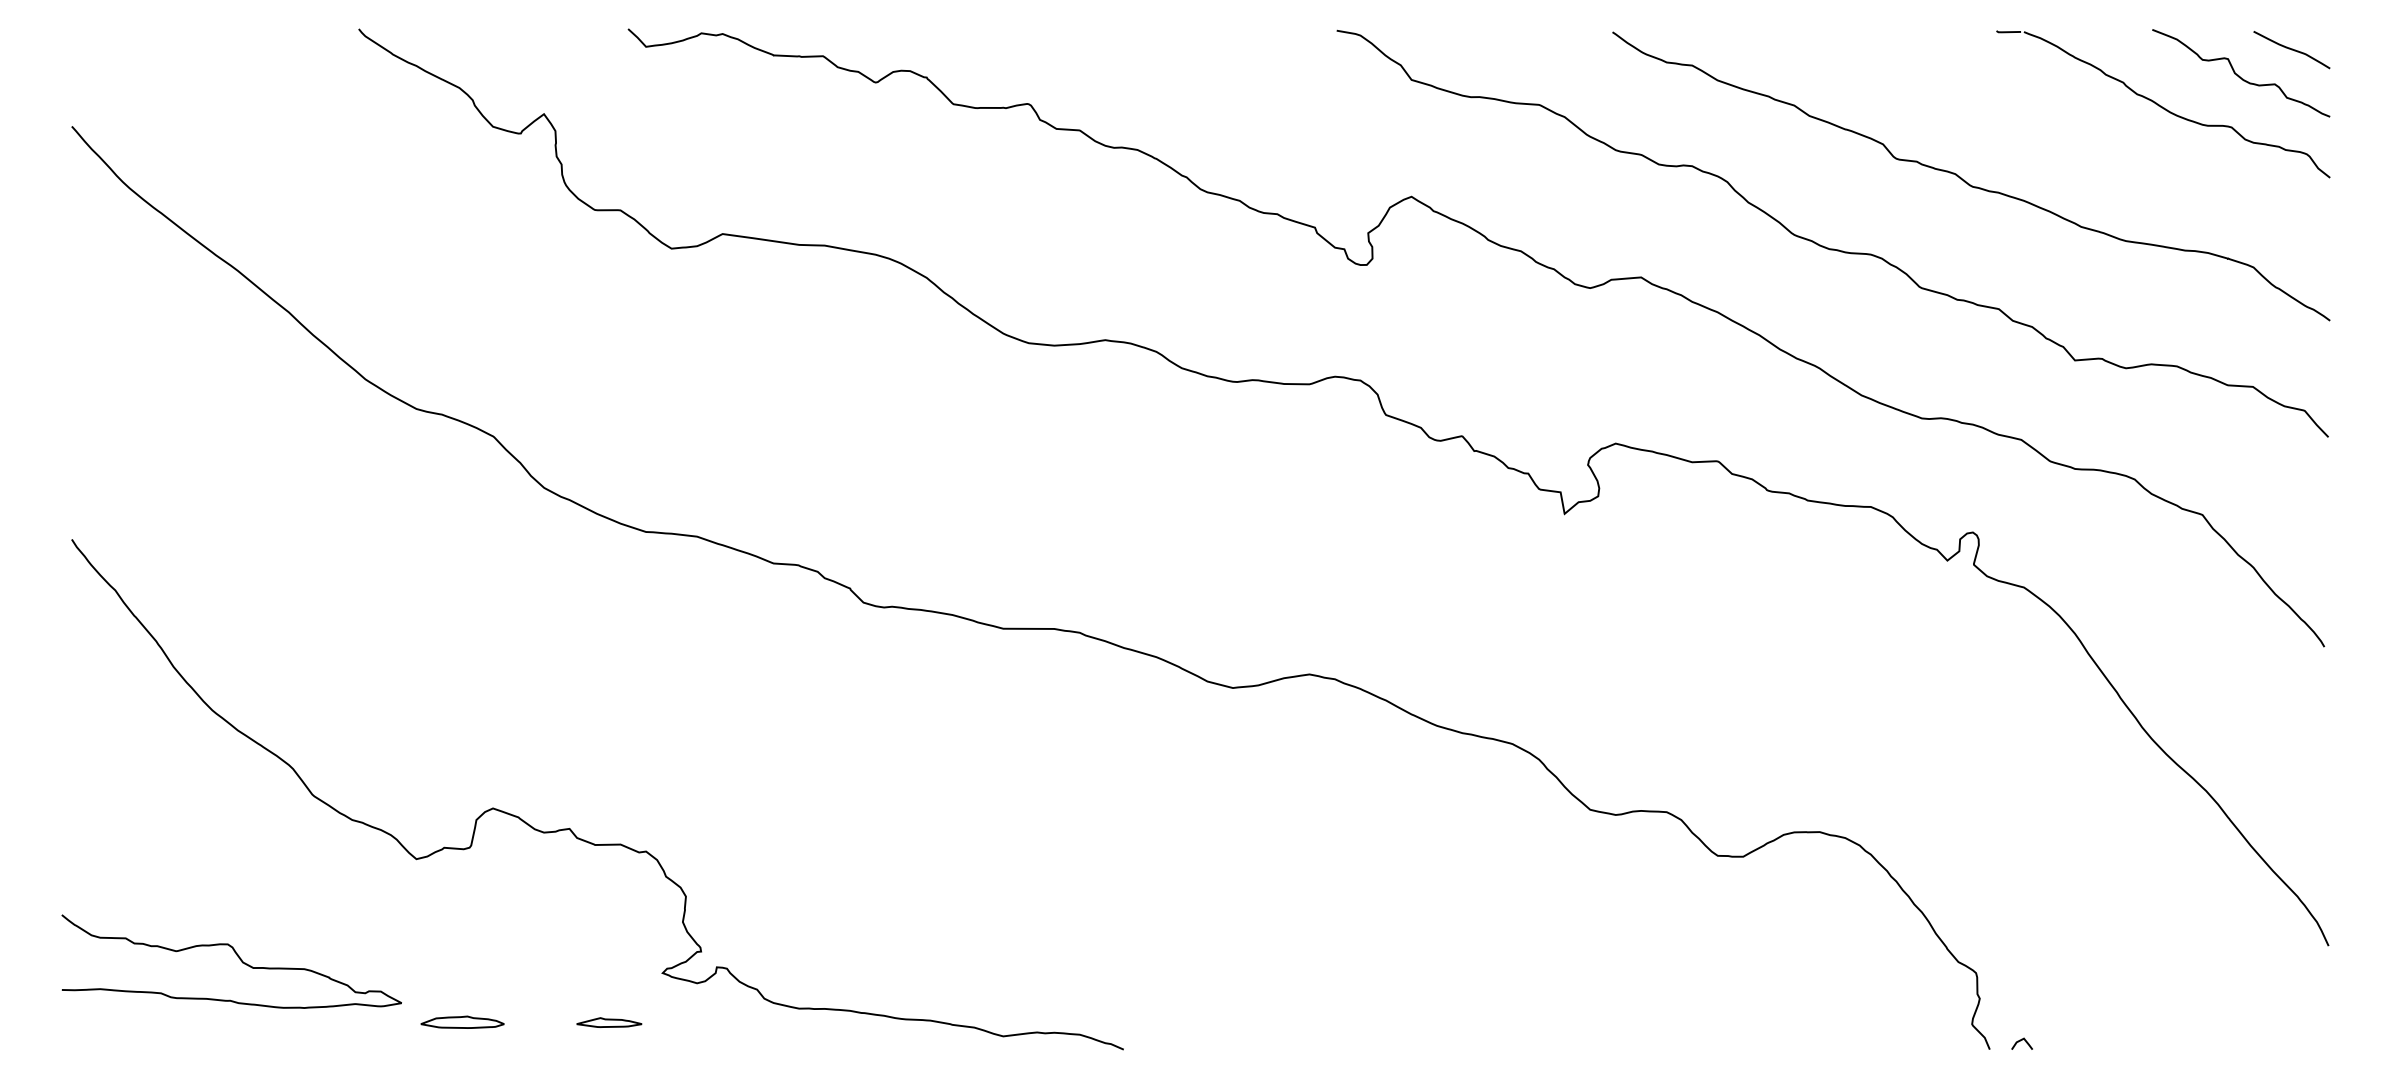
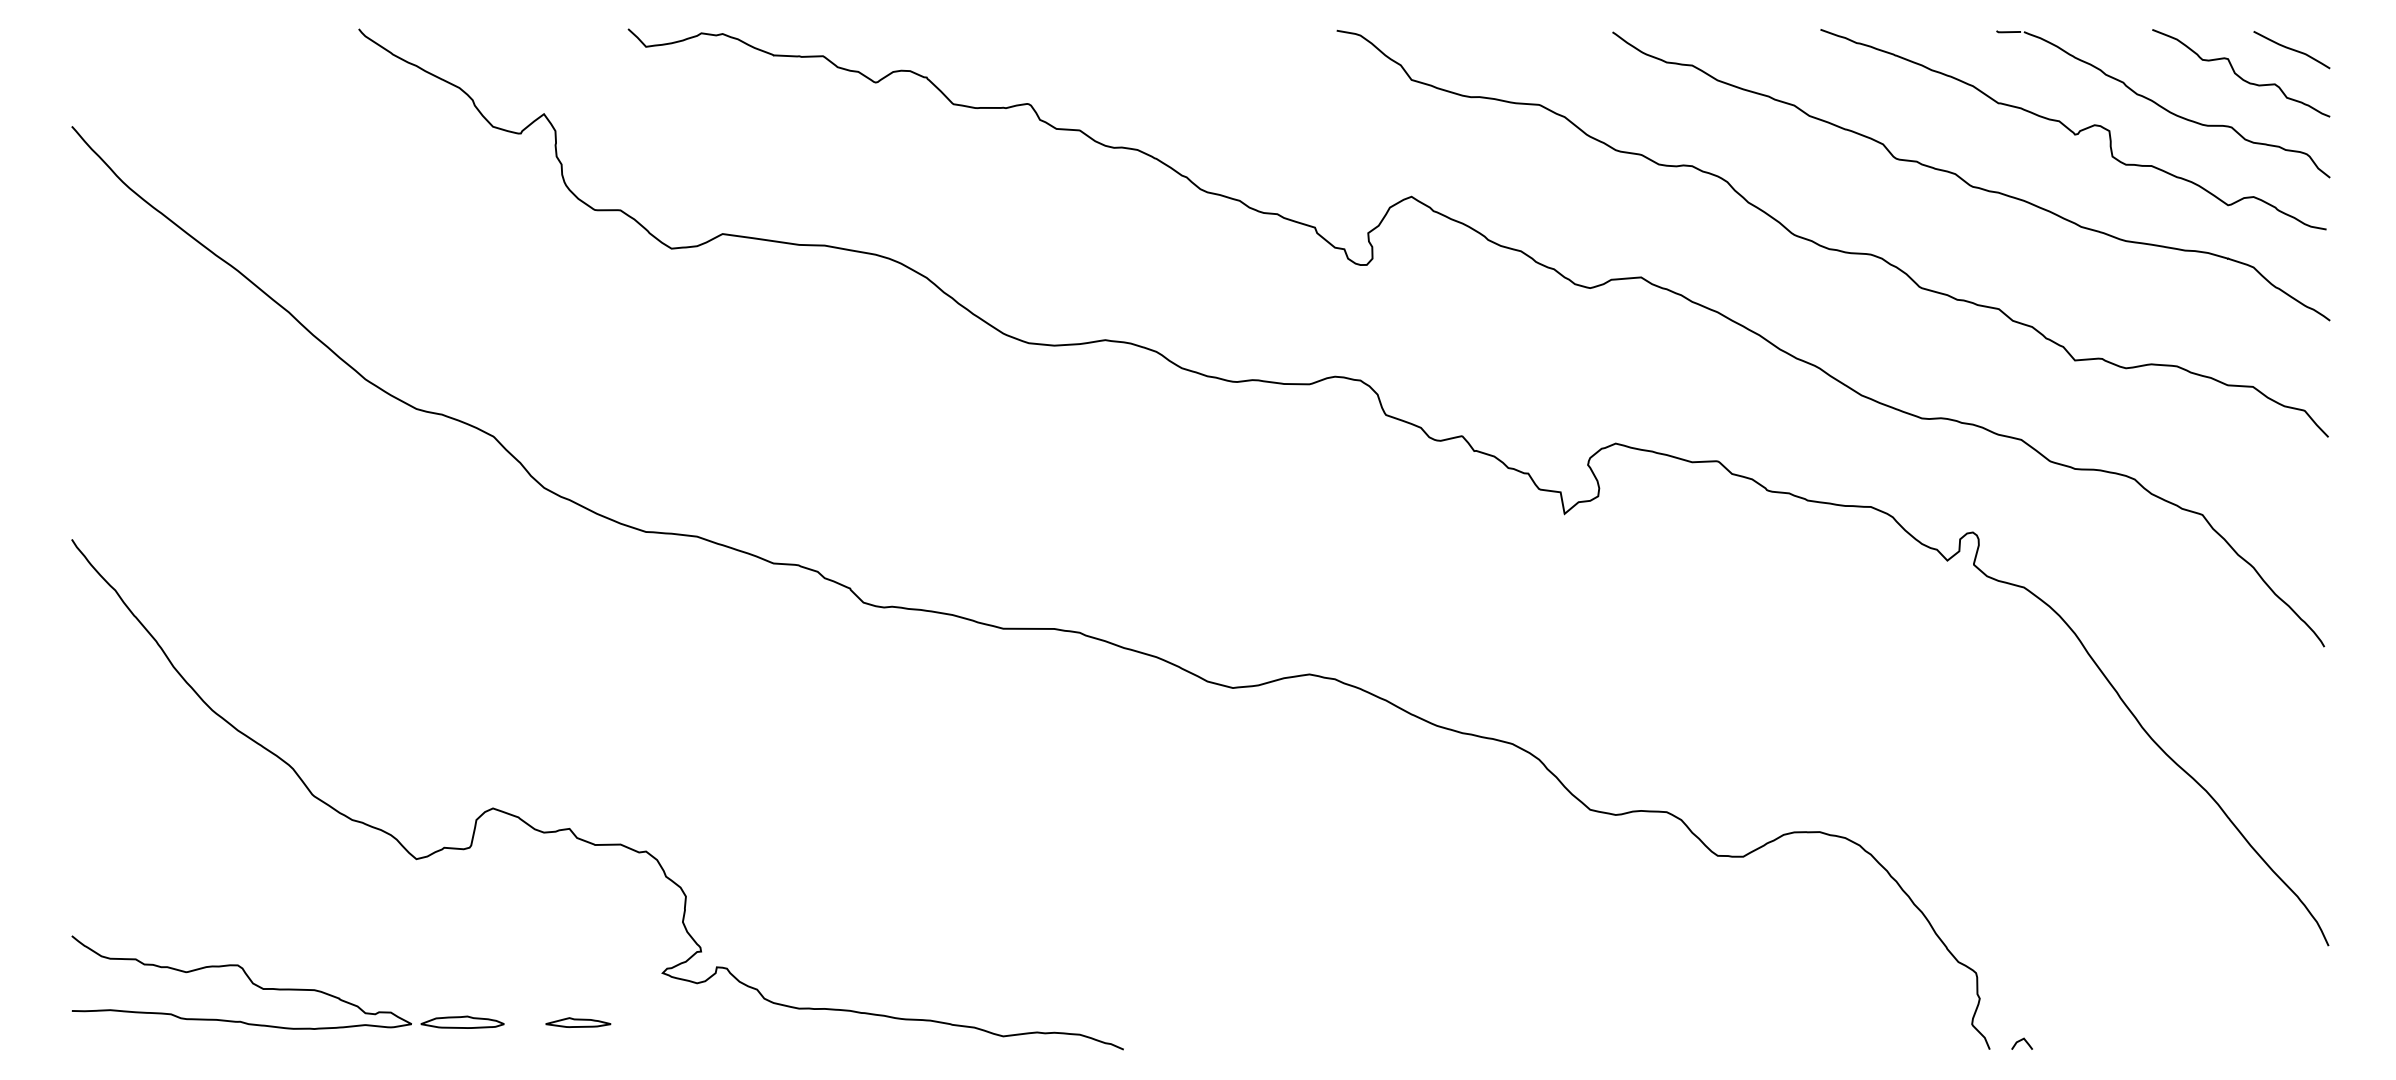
curve: none -> present (2072, 130)
curve position: (238, 958) -> (248, 979) (248, 979)
part position: (609, 1022) -> (578, 1022) (578, 1022)
